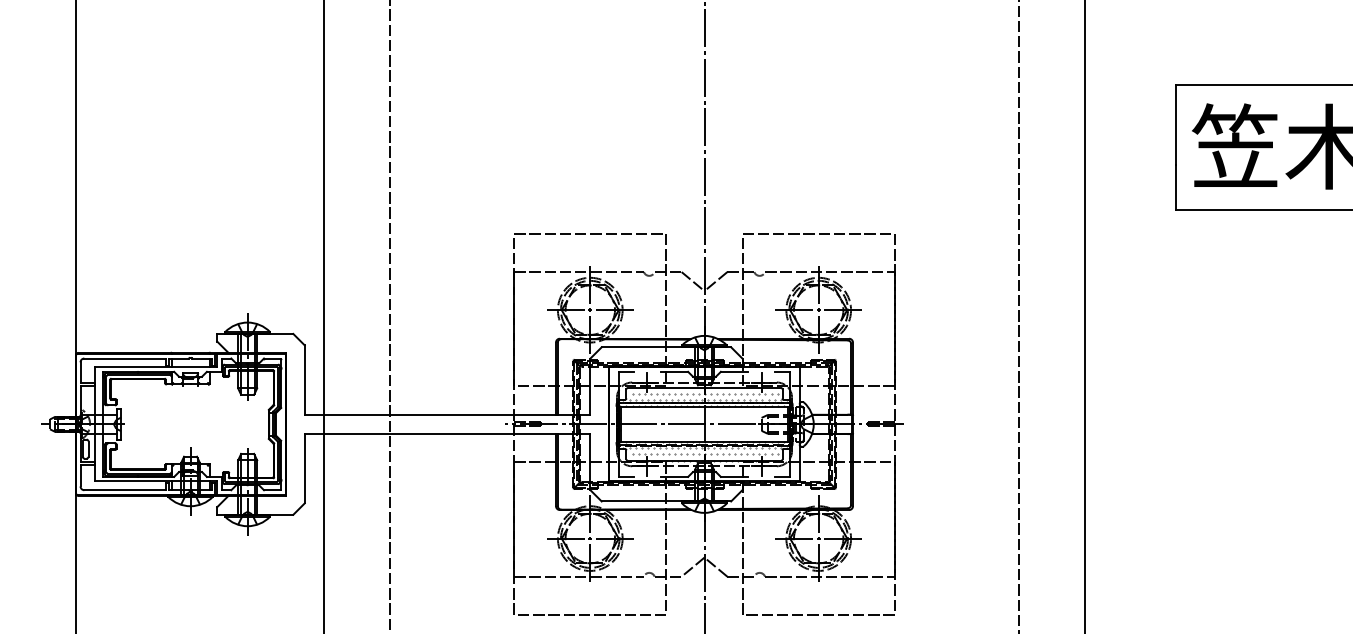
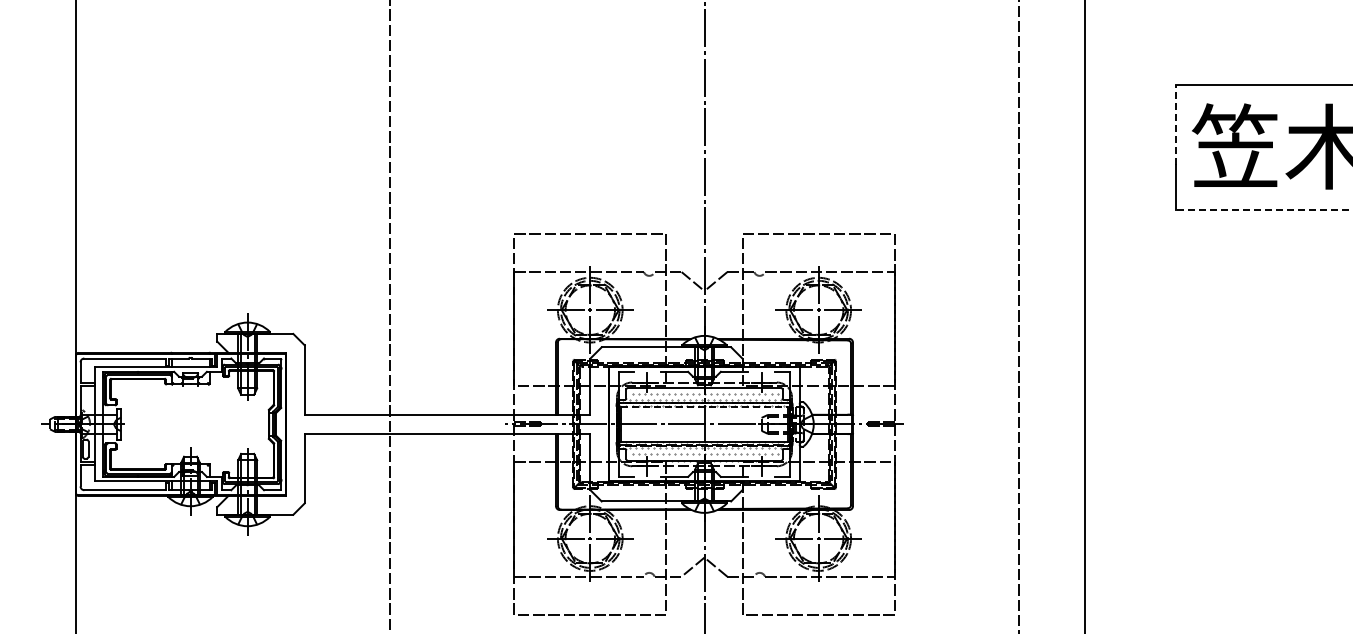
line: solid -> dashed (1175, 125)
line: solid -> dashed (1263, 210)
line: present -> none (323, 316)
line: solid -> dashed (704, 407)
